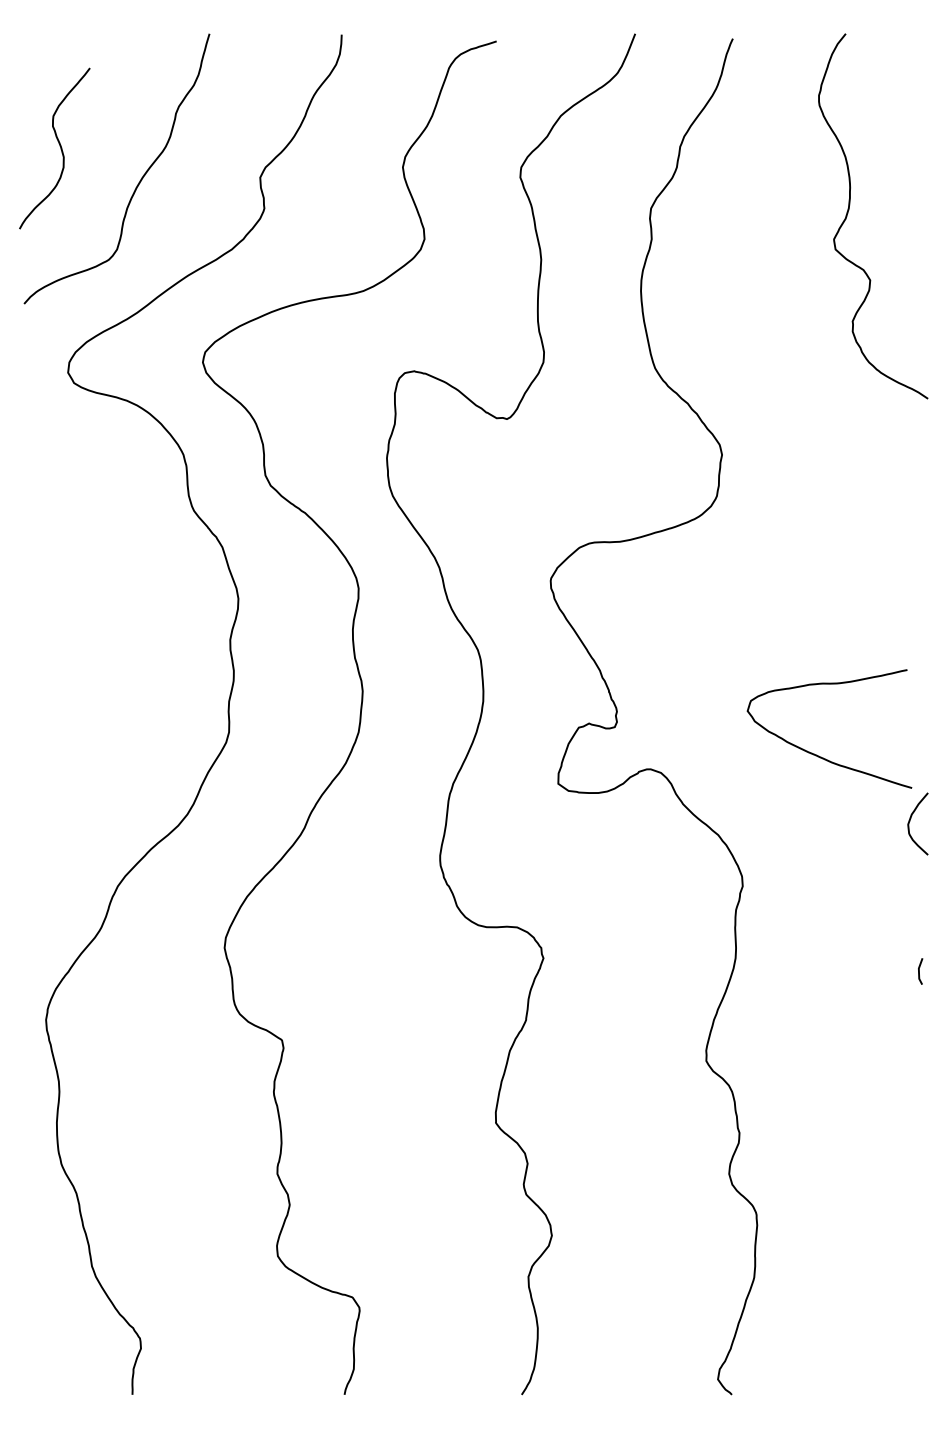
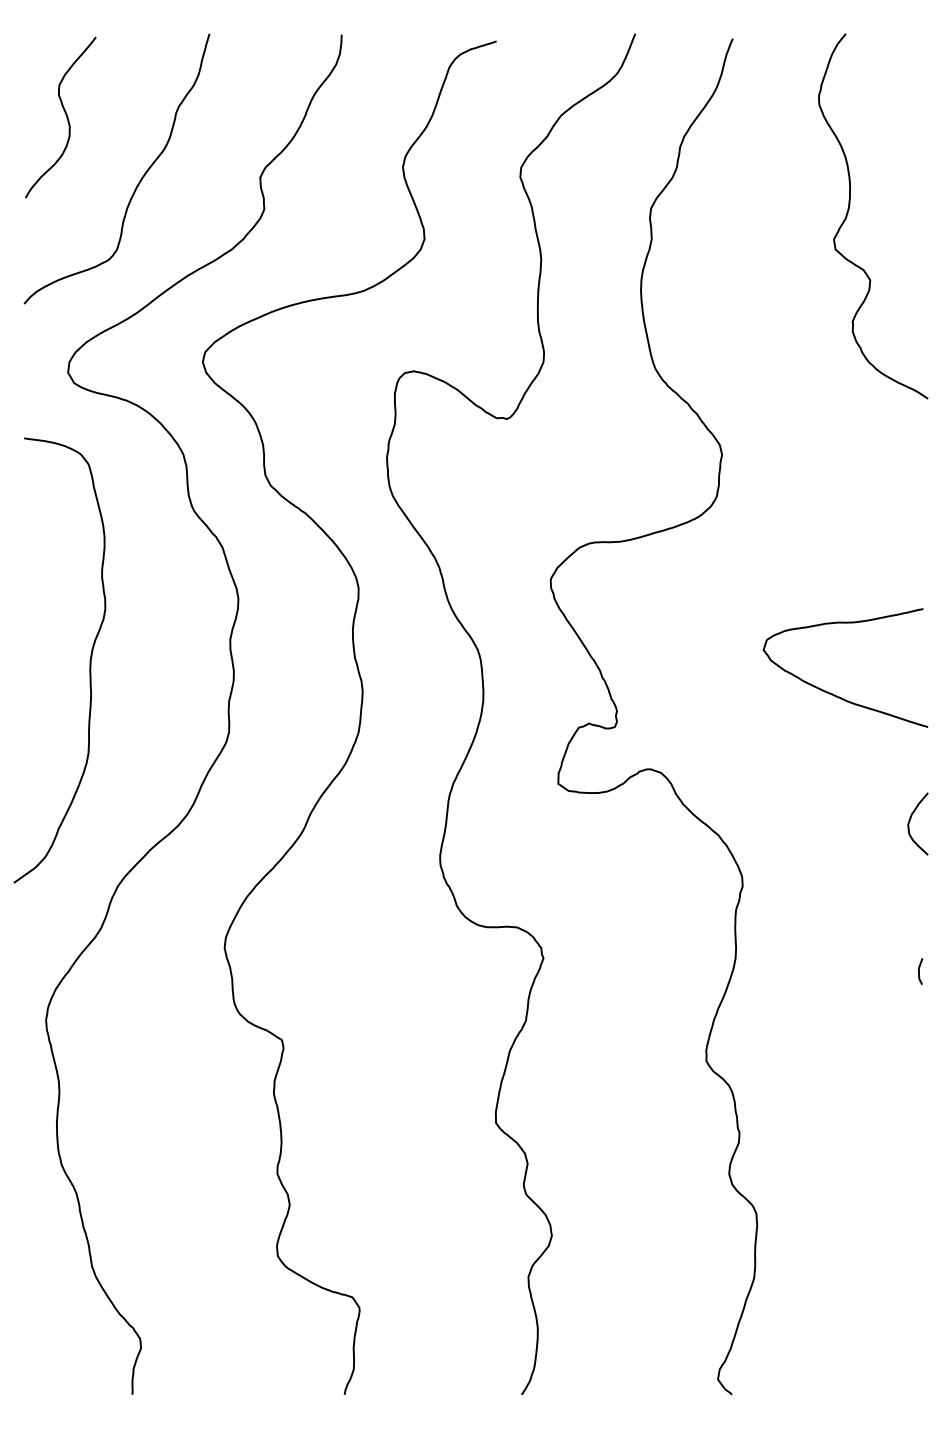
curve position: (59, 146) -> (65, 115) (65, 115)
curve: none -> present (89, 660)
curve position: (816, 754) -> (832, 693) (832, 693)
